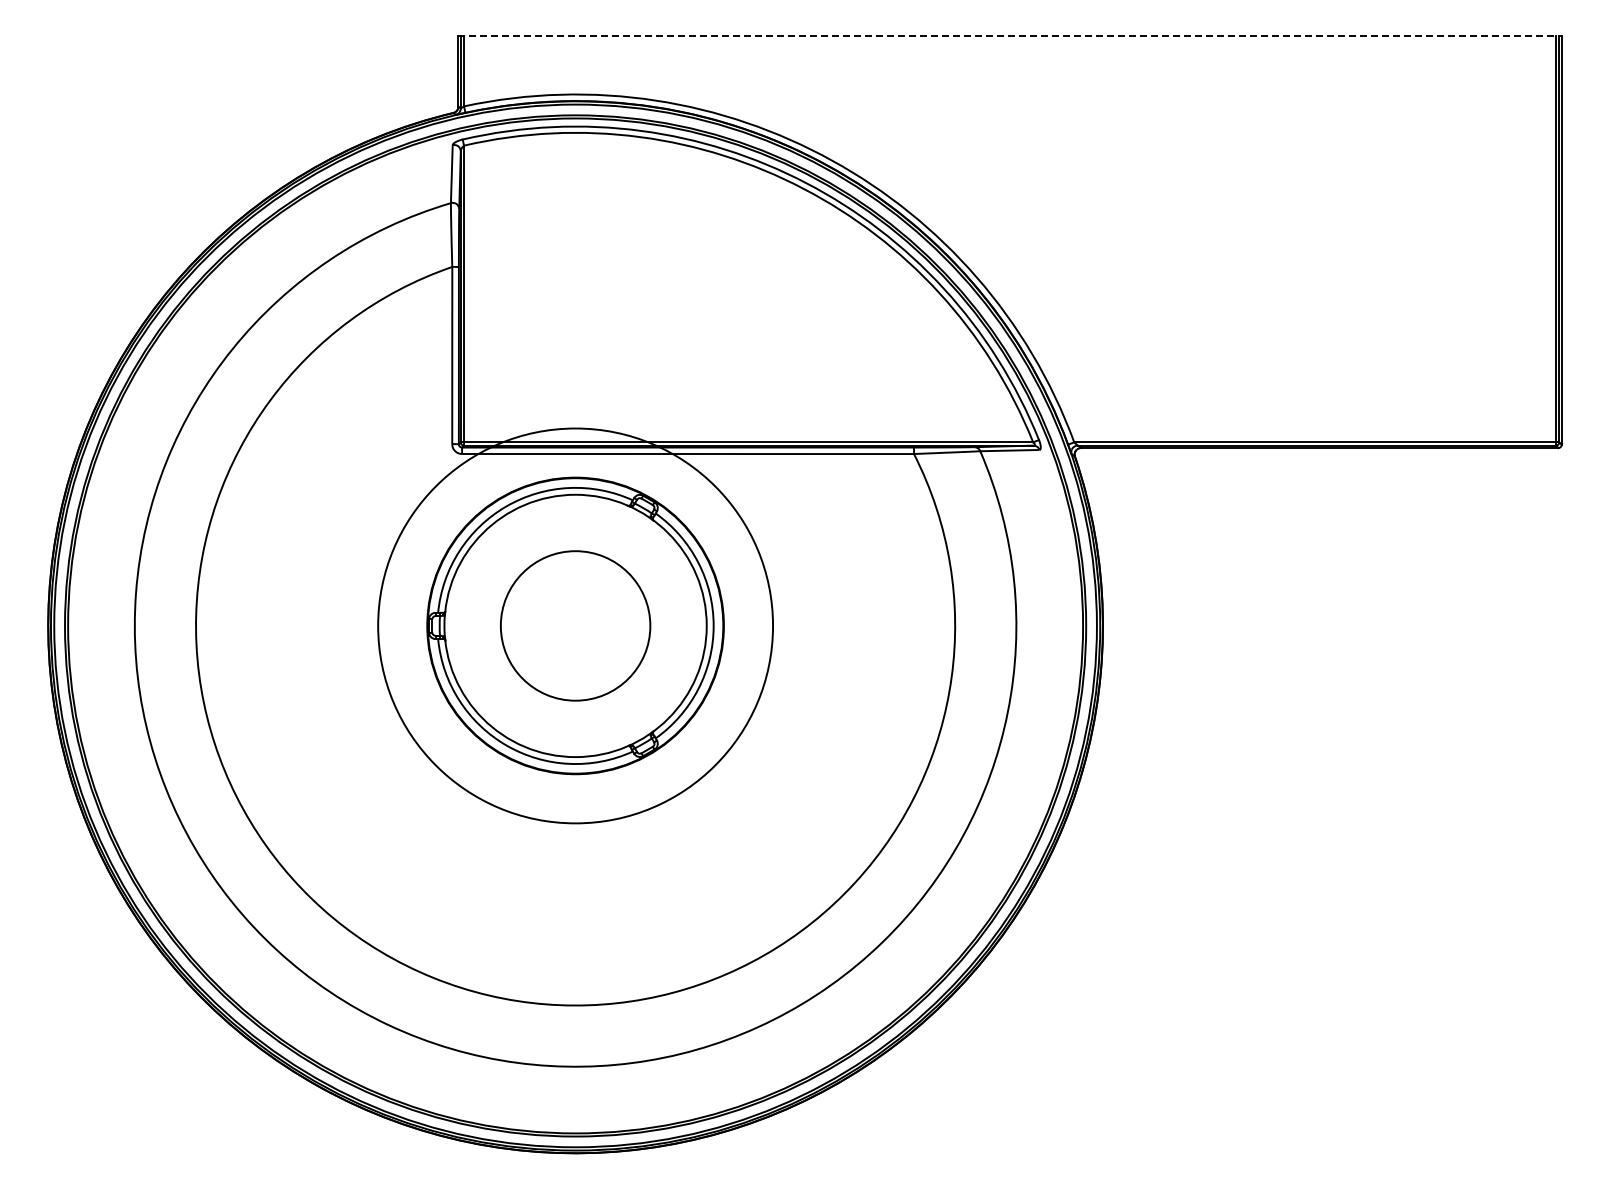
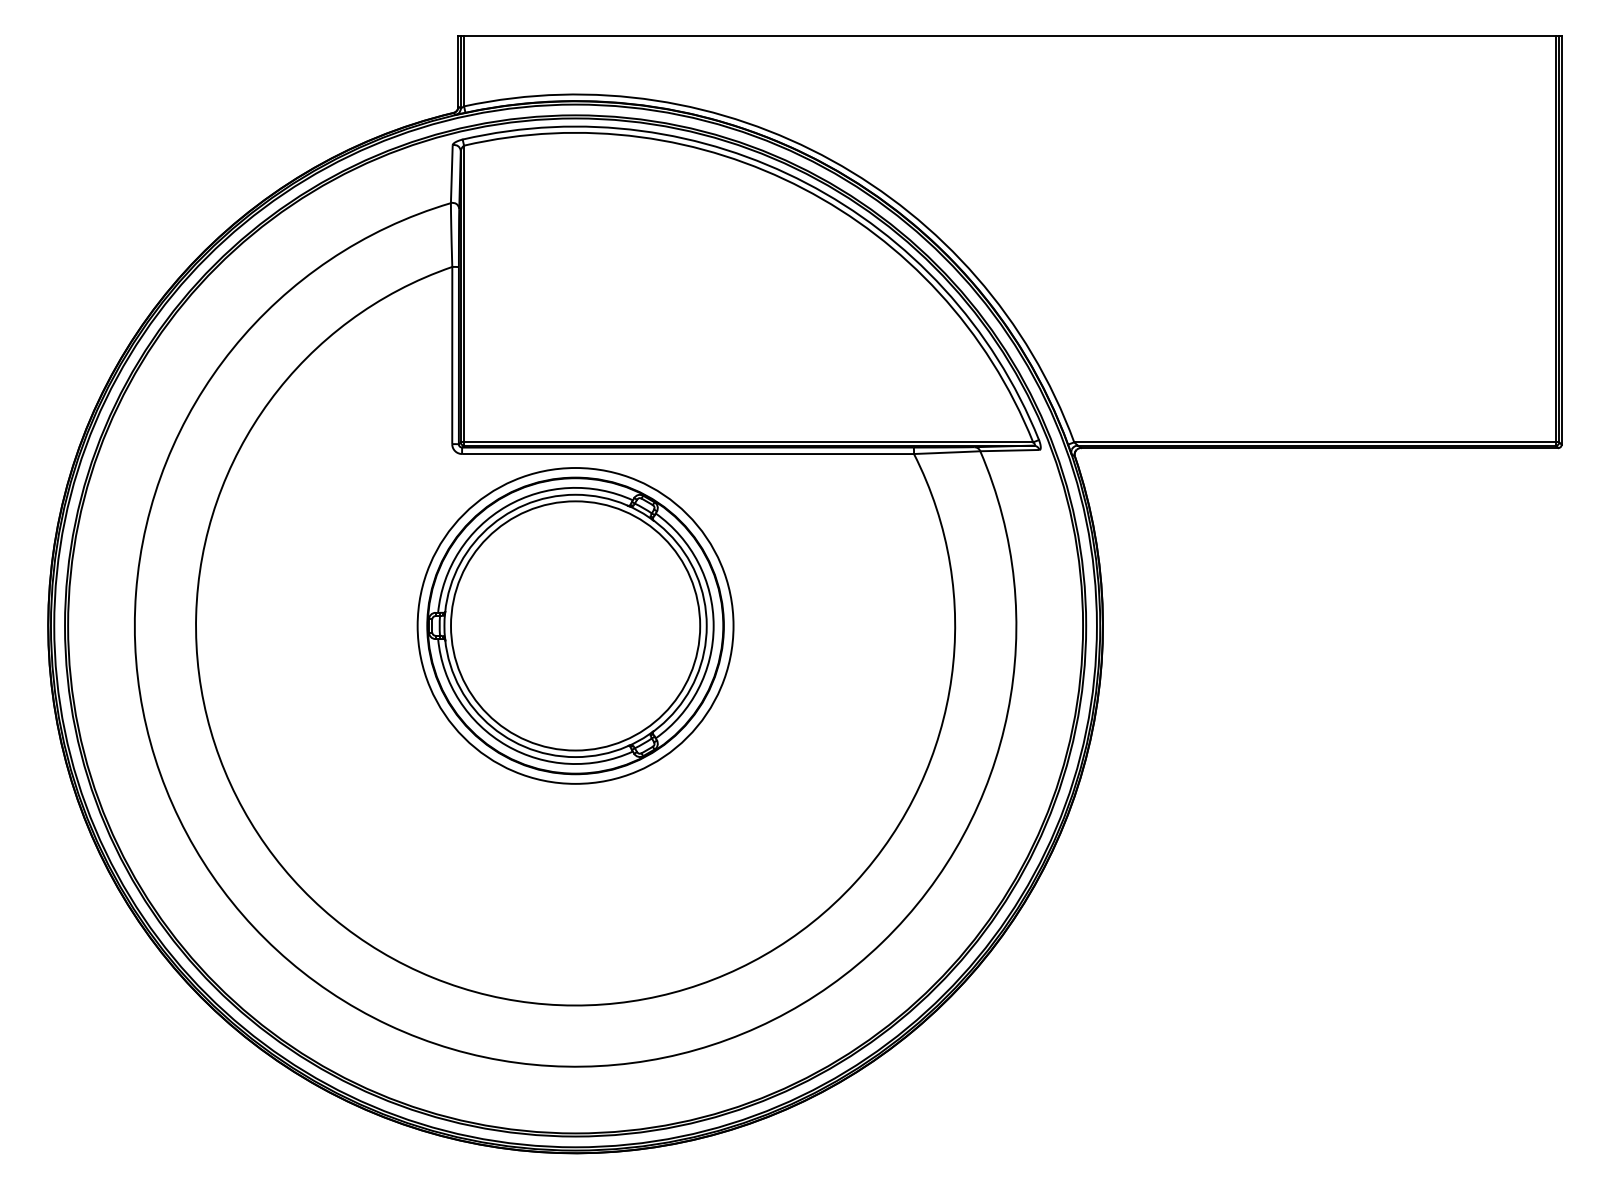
line: dashed -> solid (1010, 35)
circle diameter: 150 px -> 249 px (575, 625)
circle diameter: 395 px -> 316 px (575, 625)
